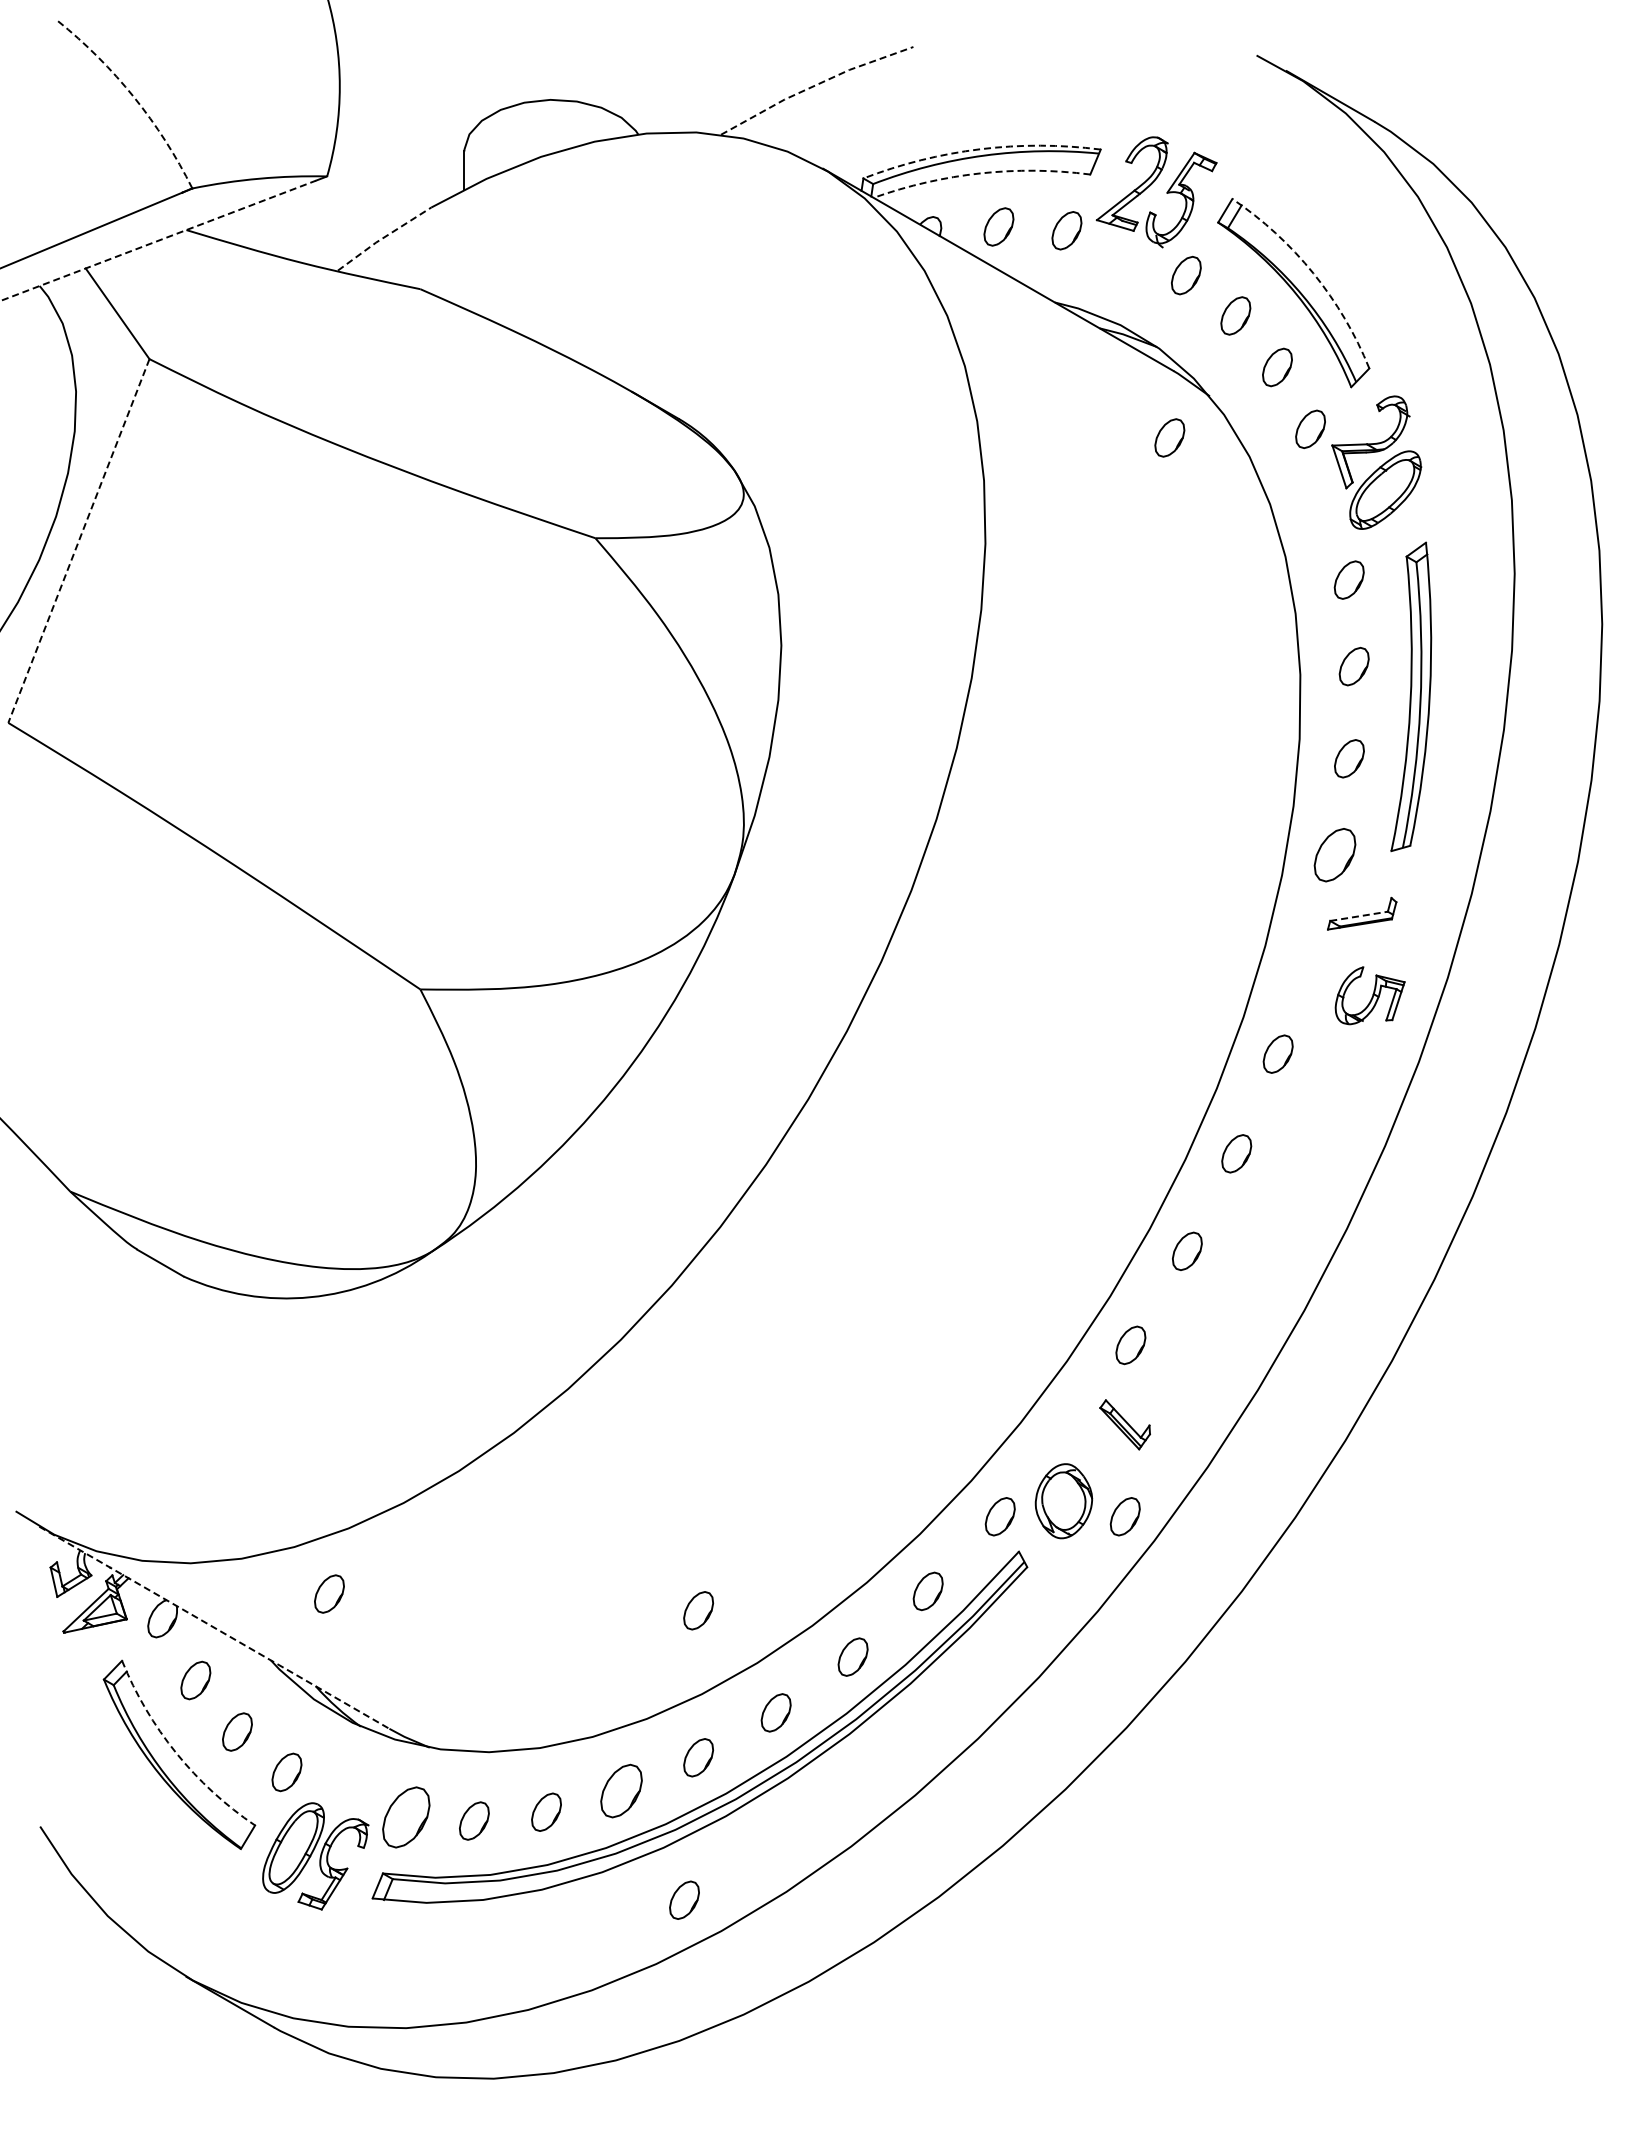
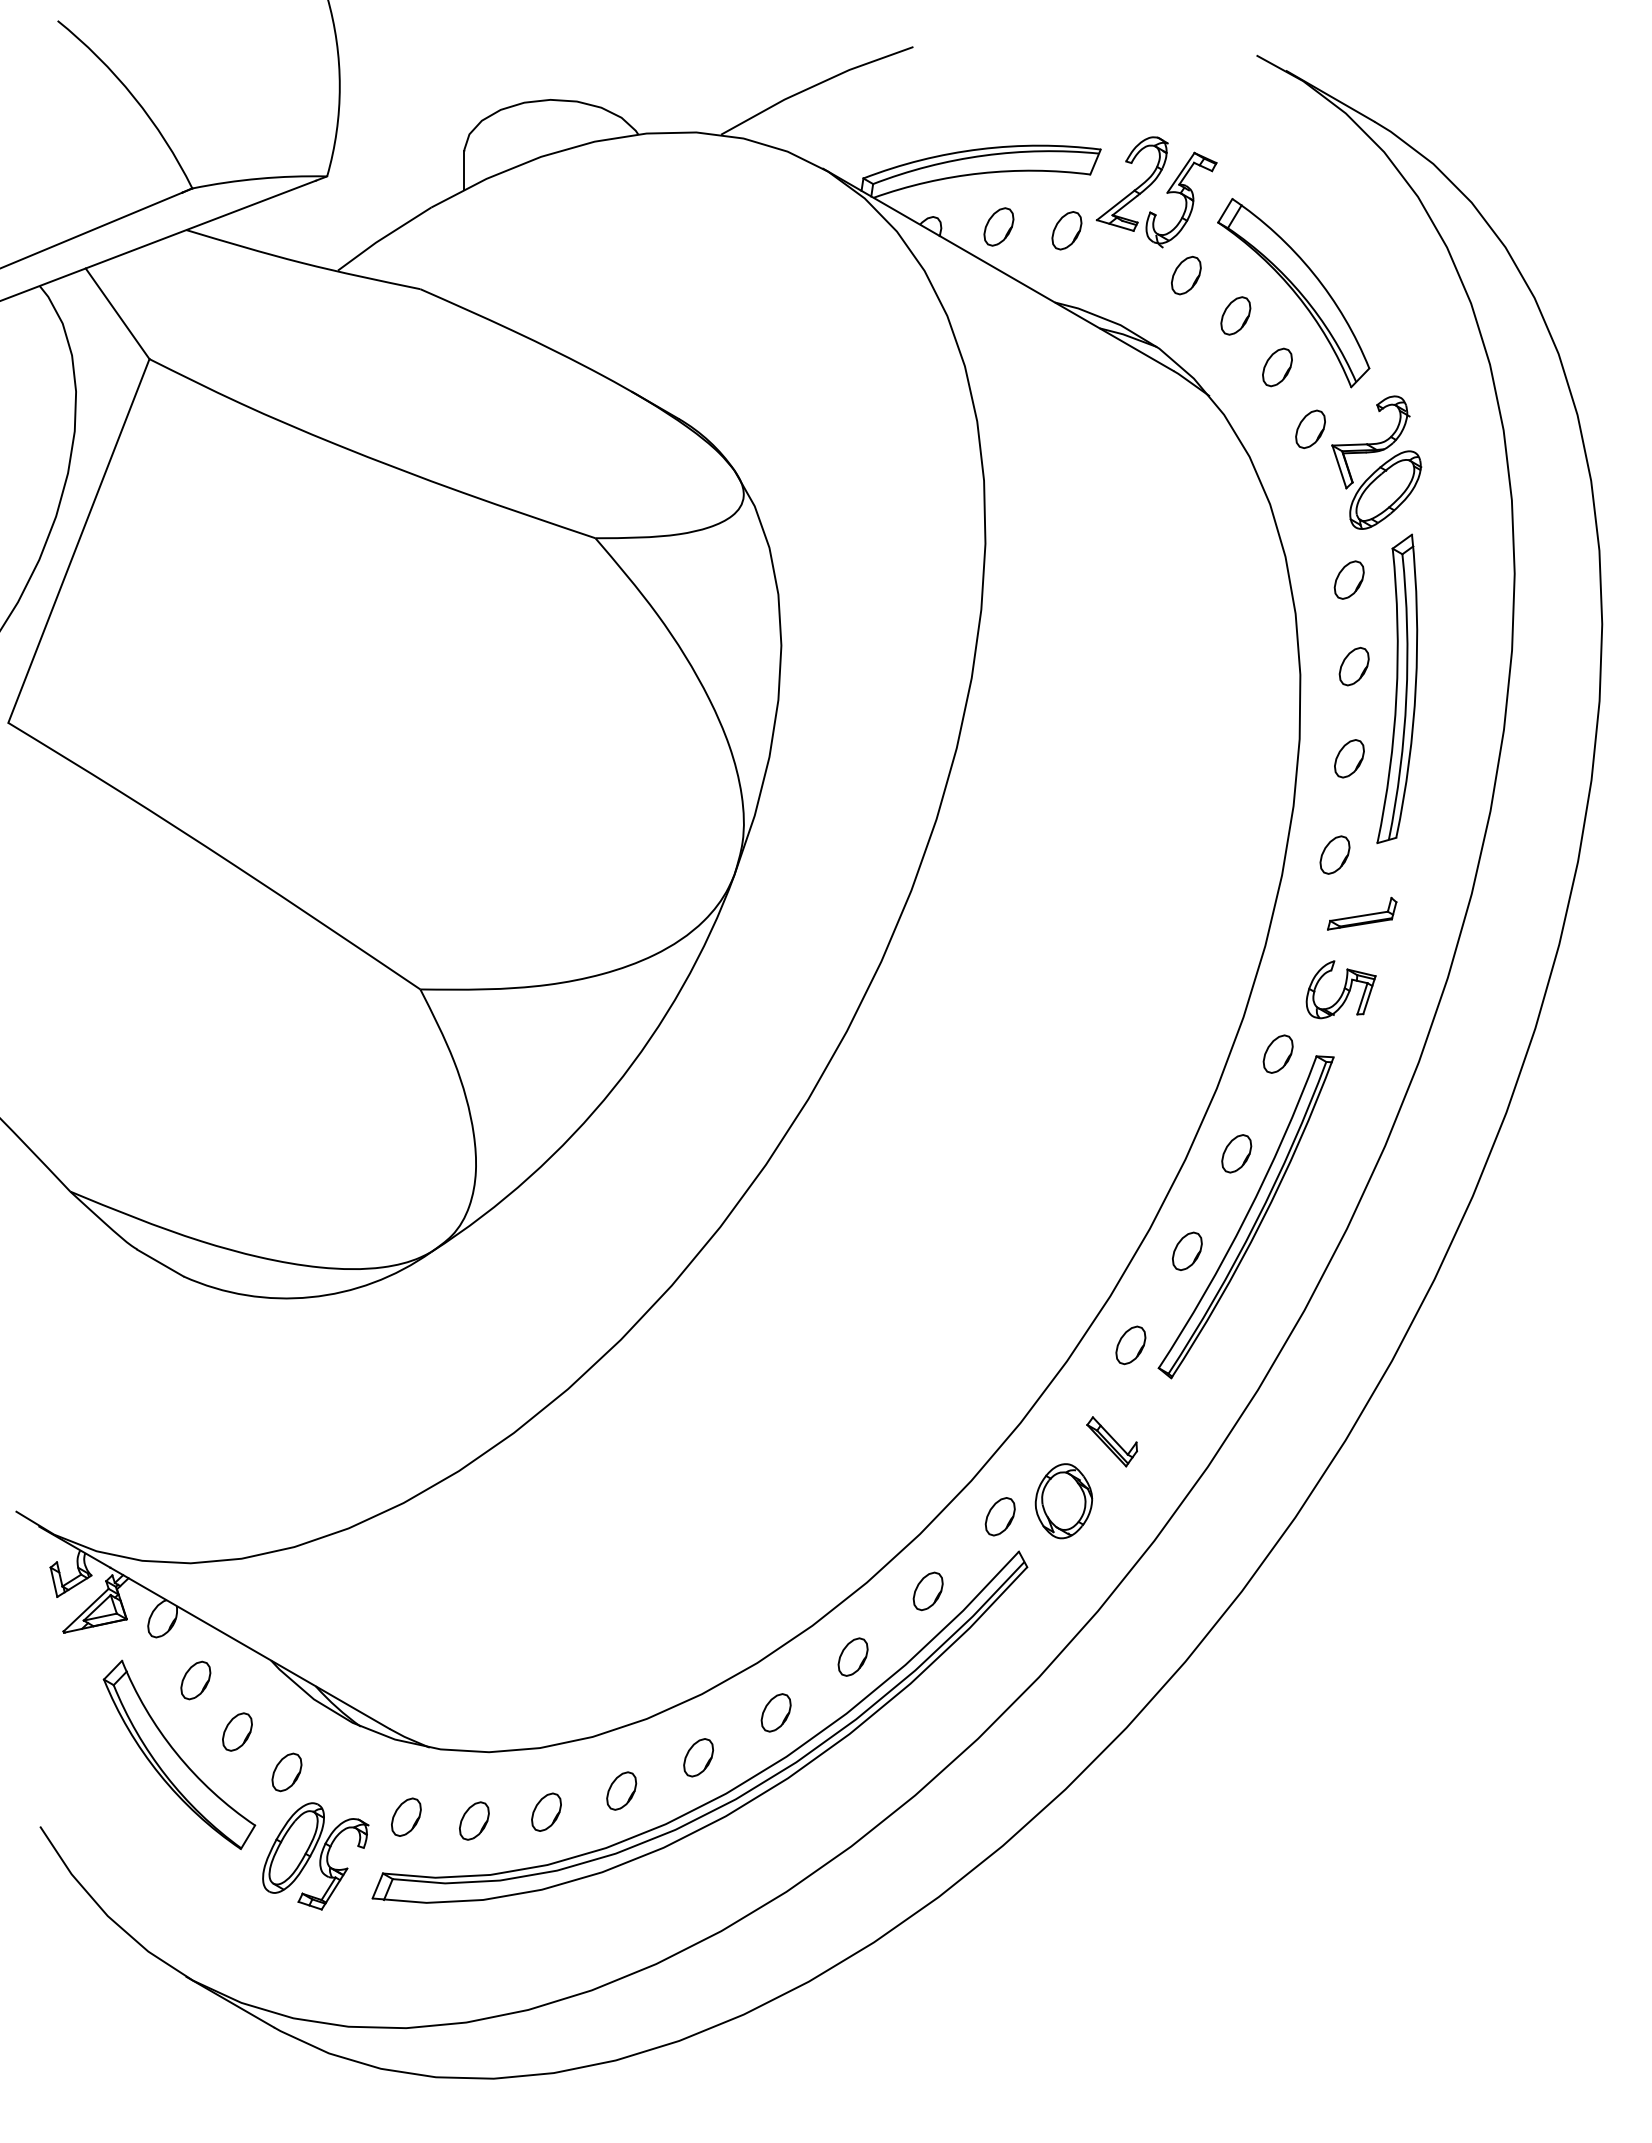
line: dashed -> solid (815, 85)
arc: dashed -> solid (134, 97)
arc: dashed -> solid (980, 149)
arc: dashed -> solid (980, 173)
line: dashed -> solid (383, 237)
line: dashed -> solid (158, 240)
arc: dashed -> solid (1313, 273)
part: present -> none (1169, 437)
line: dashed -> solid (78, 541)
part position: (1411, 696) -> (1397, 688) (1397, 688)
part size: 44x55 px -> 32x40 px (1334, 854)
line: dashed -> solid (1359, 916)
part position: (1369, 995) -> (1340, 989) (1340, 989)
part: none -> present (1245, 1217)
part position: (1124, 1424) -> (1111, 1441) (1111, 1441)
part: present -> none (1124, 1516)
part: present -> none (329, 1593)
part: present -> none (698, 1610)
line: dashed -> solid (214, 1628)
arc: dashed -> solid (176, 1753)
part size: 43x56 px -> 32x40 px (621, 1790)
part size: 49x63 px -> 31x40 px (406, 1816)
part: present -> none (684, 1899)
